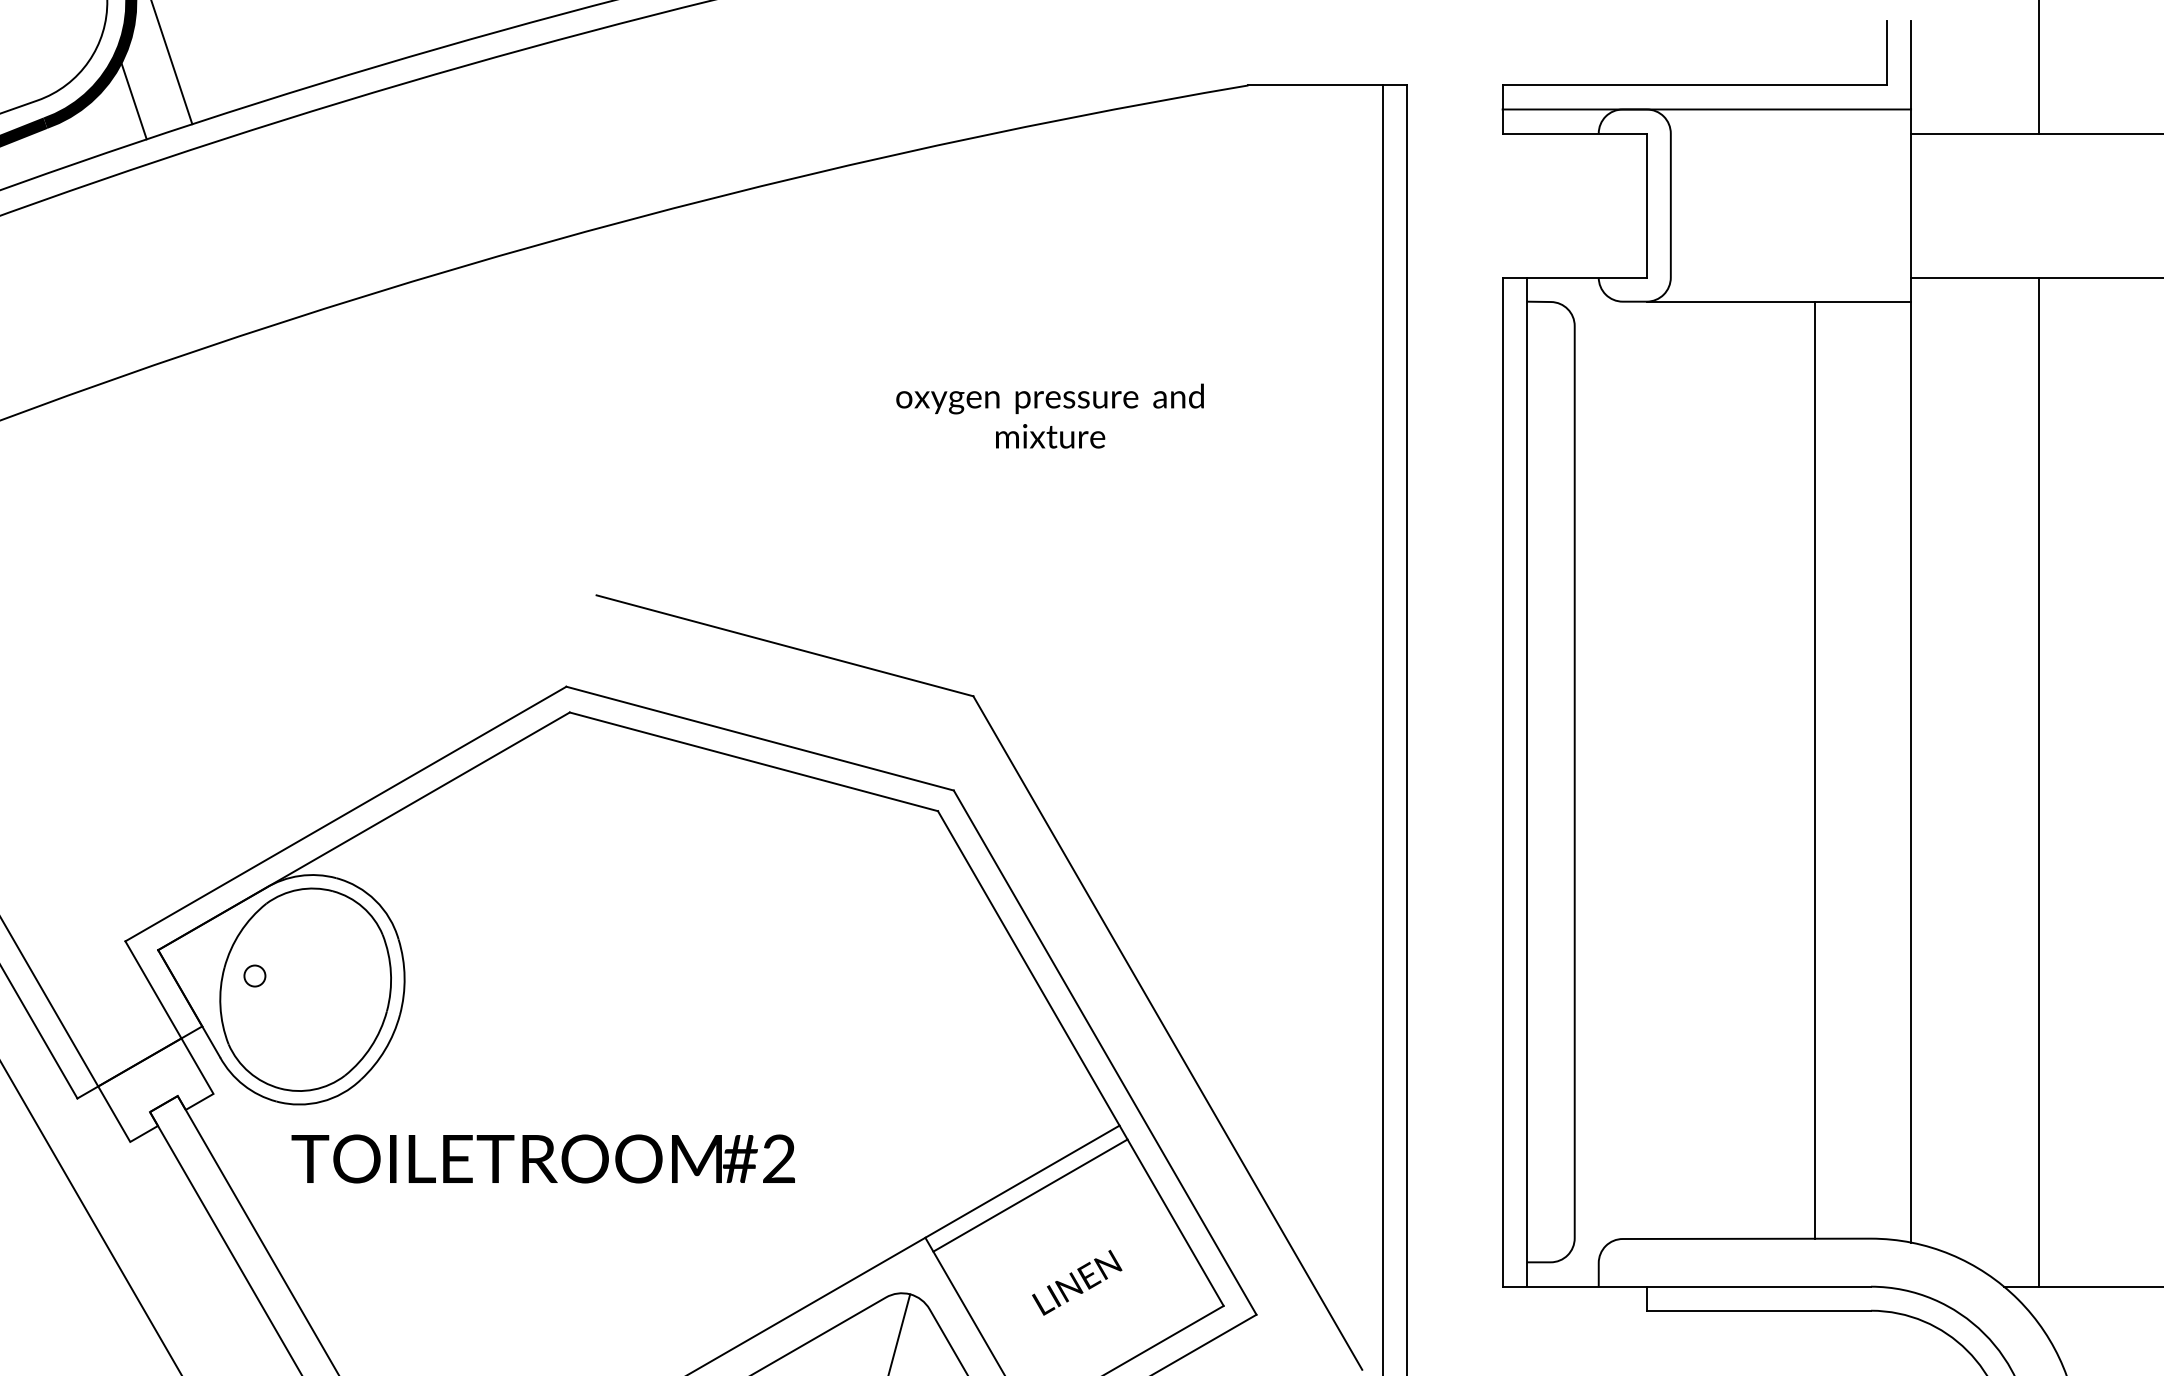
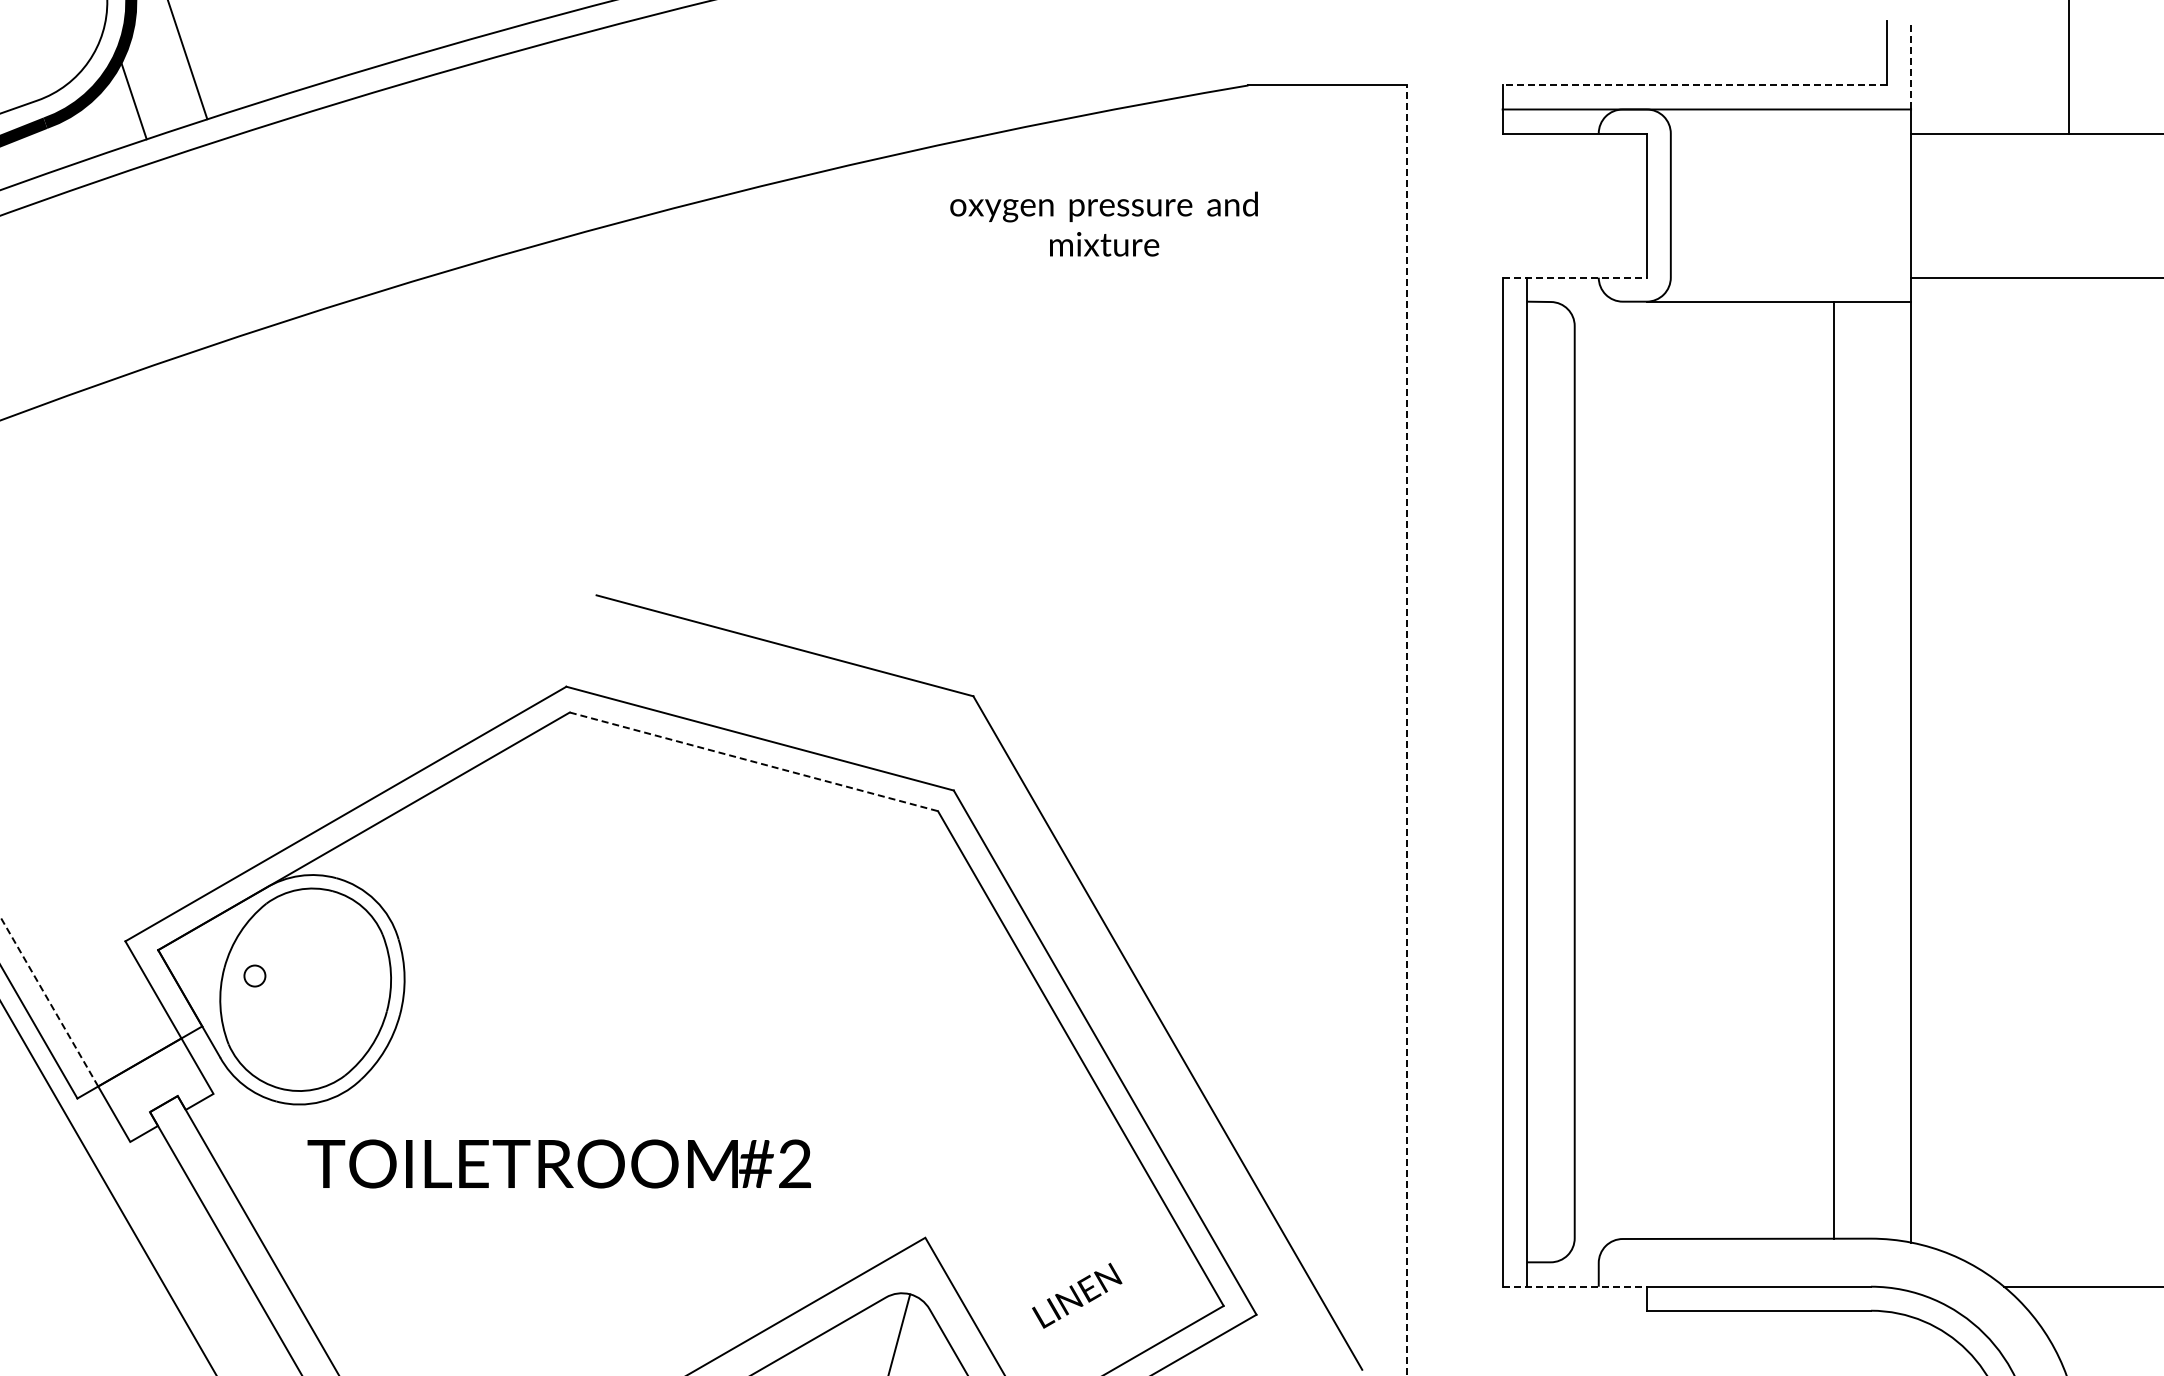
line position: (172, 63) -> (187, 60) (187, 60)
line: solid -> dashed (1911, 64)
line position: (2039, 67) -> (2069, 67) (2069, 67)
line: solid -> dashed (1694, 85)
line: solid -> dashed (1575, 277)
text position: (1049, 415) -> (1103, 223) (1103, 223)
line: present -> none (1382, 728)
line: solid -> dashed (1406, 730)
line: solid -> dashed (753, 761)
line position: (1814, 769) -> (1833, 769) (1833, 769)
line: present -> none (2039, 781)
line: solid -> dashed (49, 1001)
text position: (542, 1158) -> (558, 1163) (558, 1163)
line: present -> none (1022, 1181)
line: present -> none (1030, 1195)
line position: (91, 1218) -> (108, 1188) (108, 1188)
text position: (1077, 1282) -> (1077, 1295) (1077, 1295)
line: solid -> dashed (1575, 1286)
